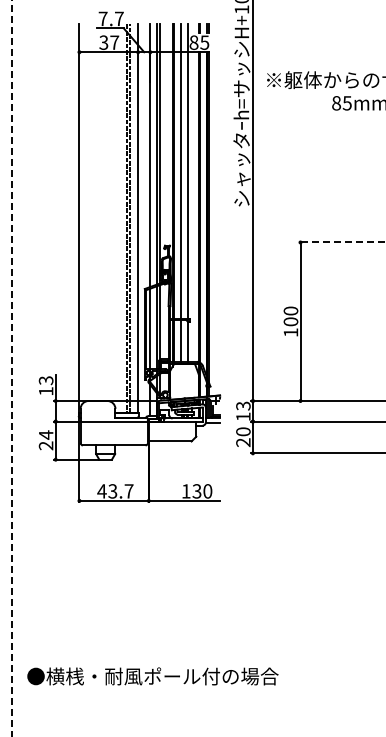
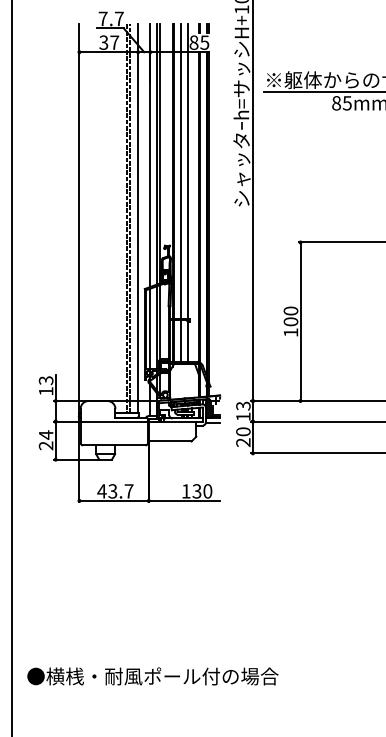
line: none -> present (322, 91)
line: dashed -> solid (341, 242)
line: dashed -> solid (11, 368)
